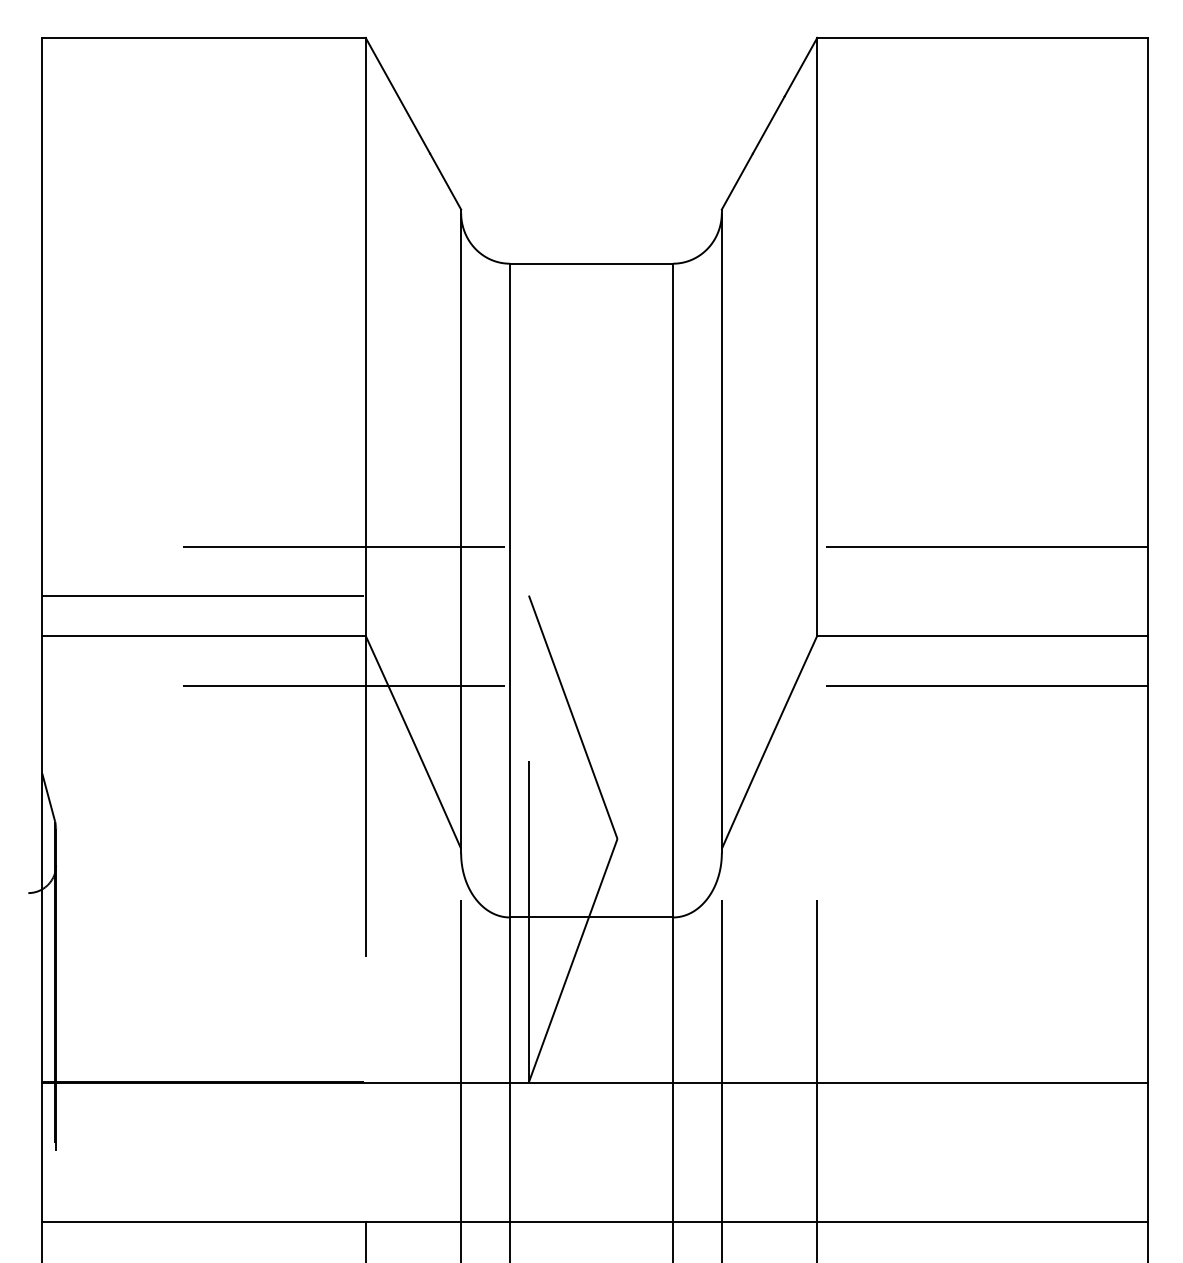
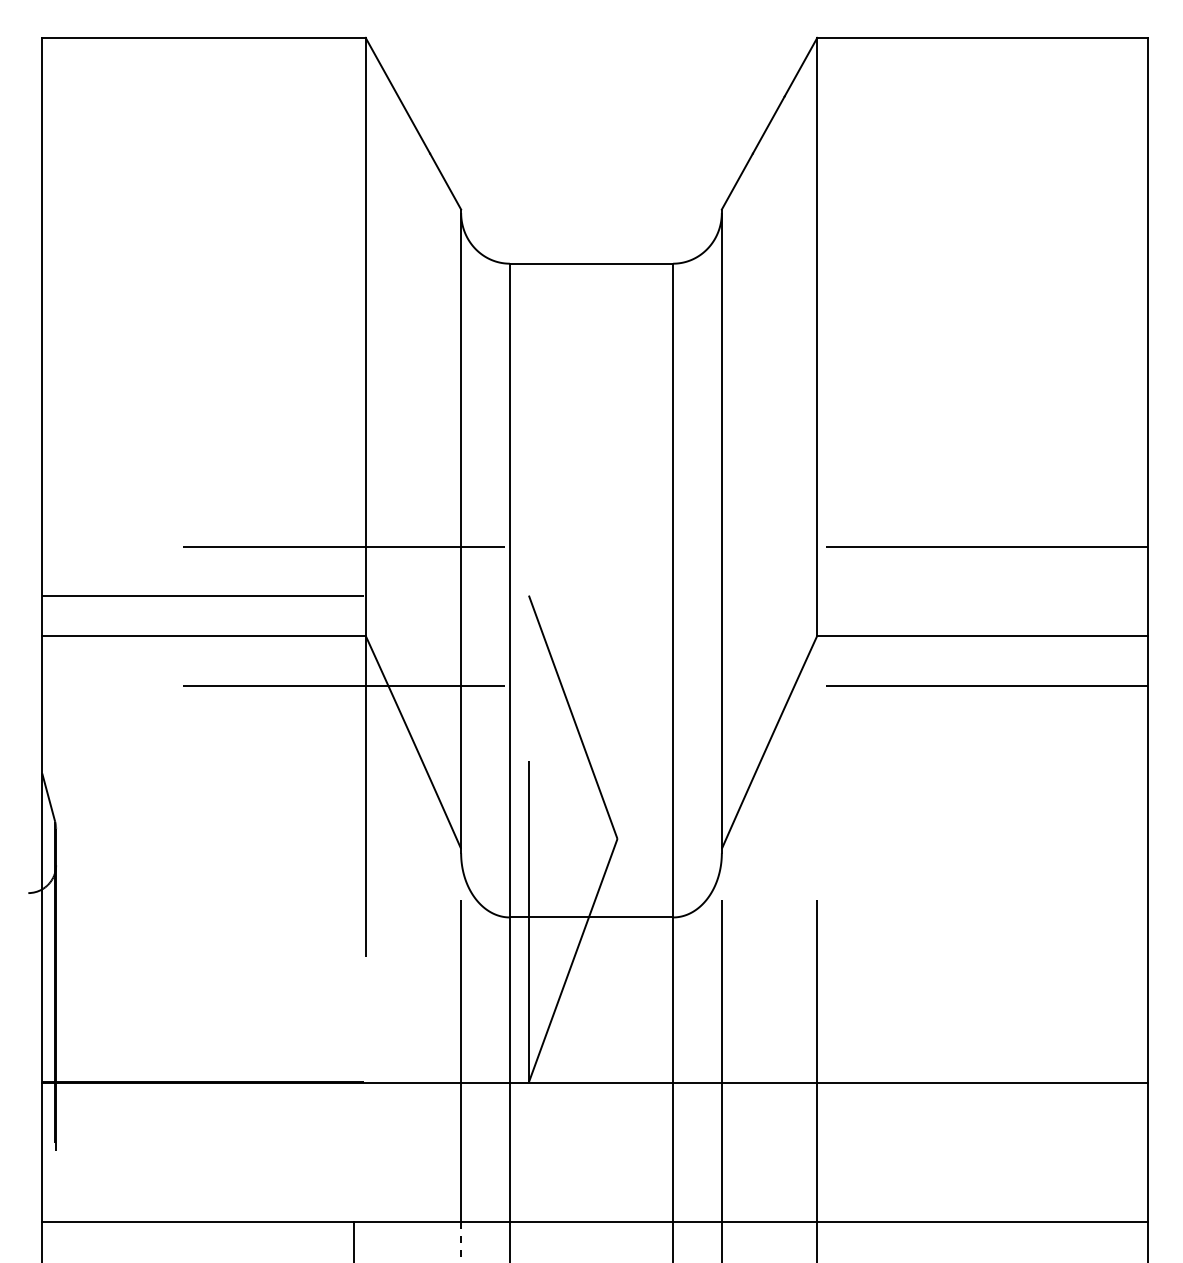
line position: (365, 1240) -> (353, 1240) (353, 1240)
line: solid -> dashed (461, 1242)
